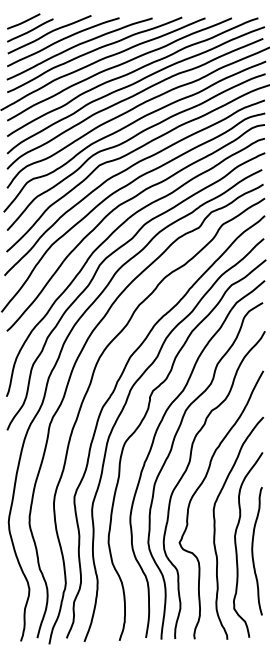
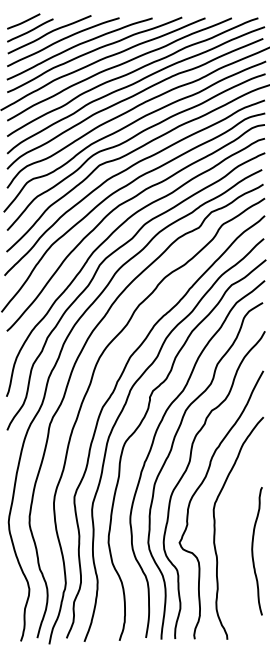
curve: present -> none (236, 544)
